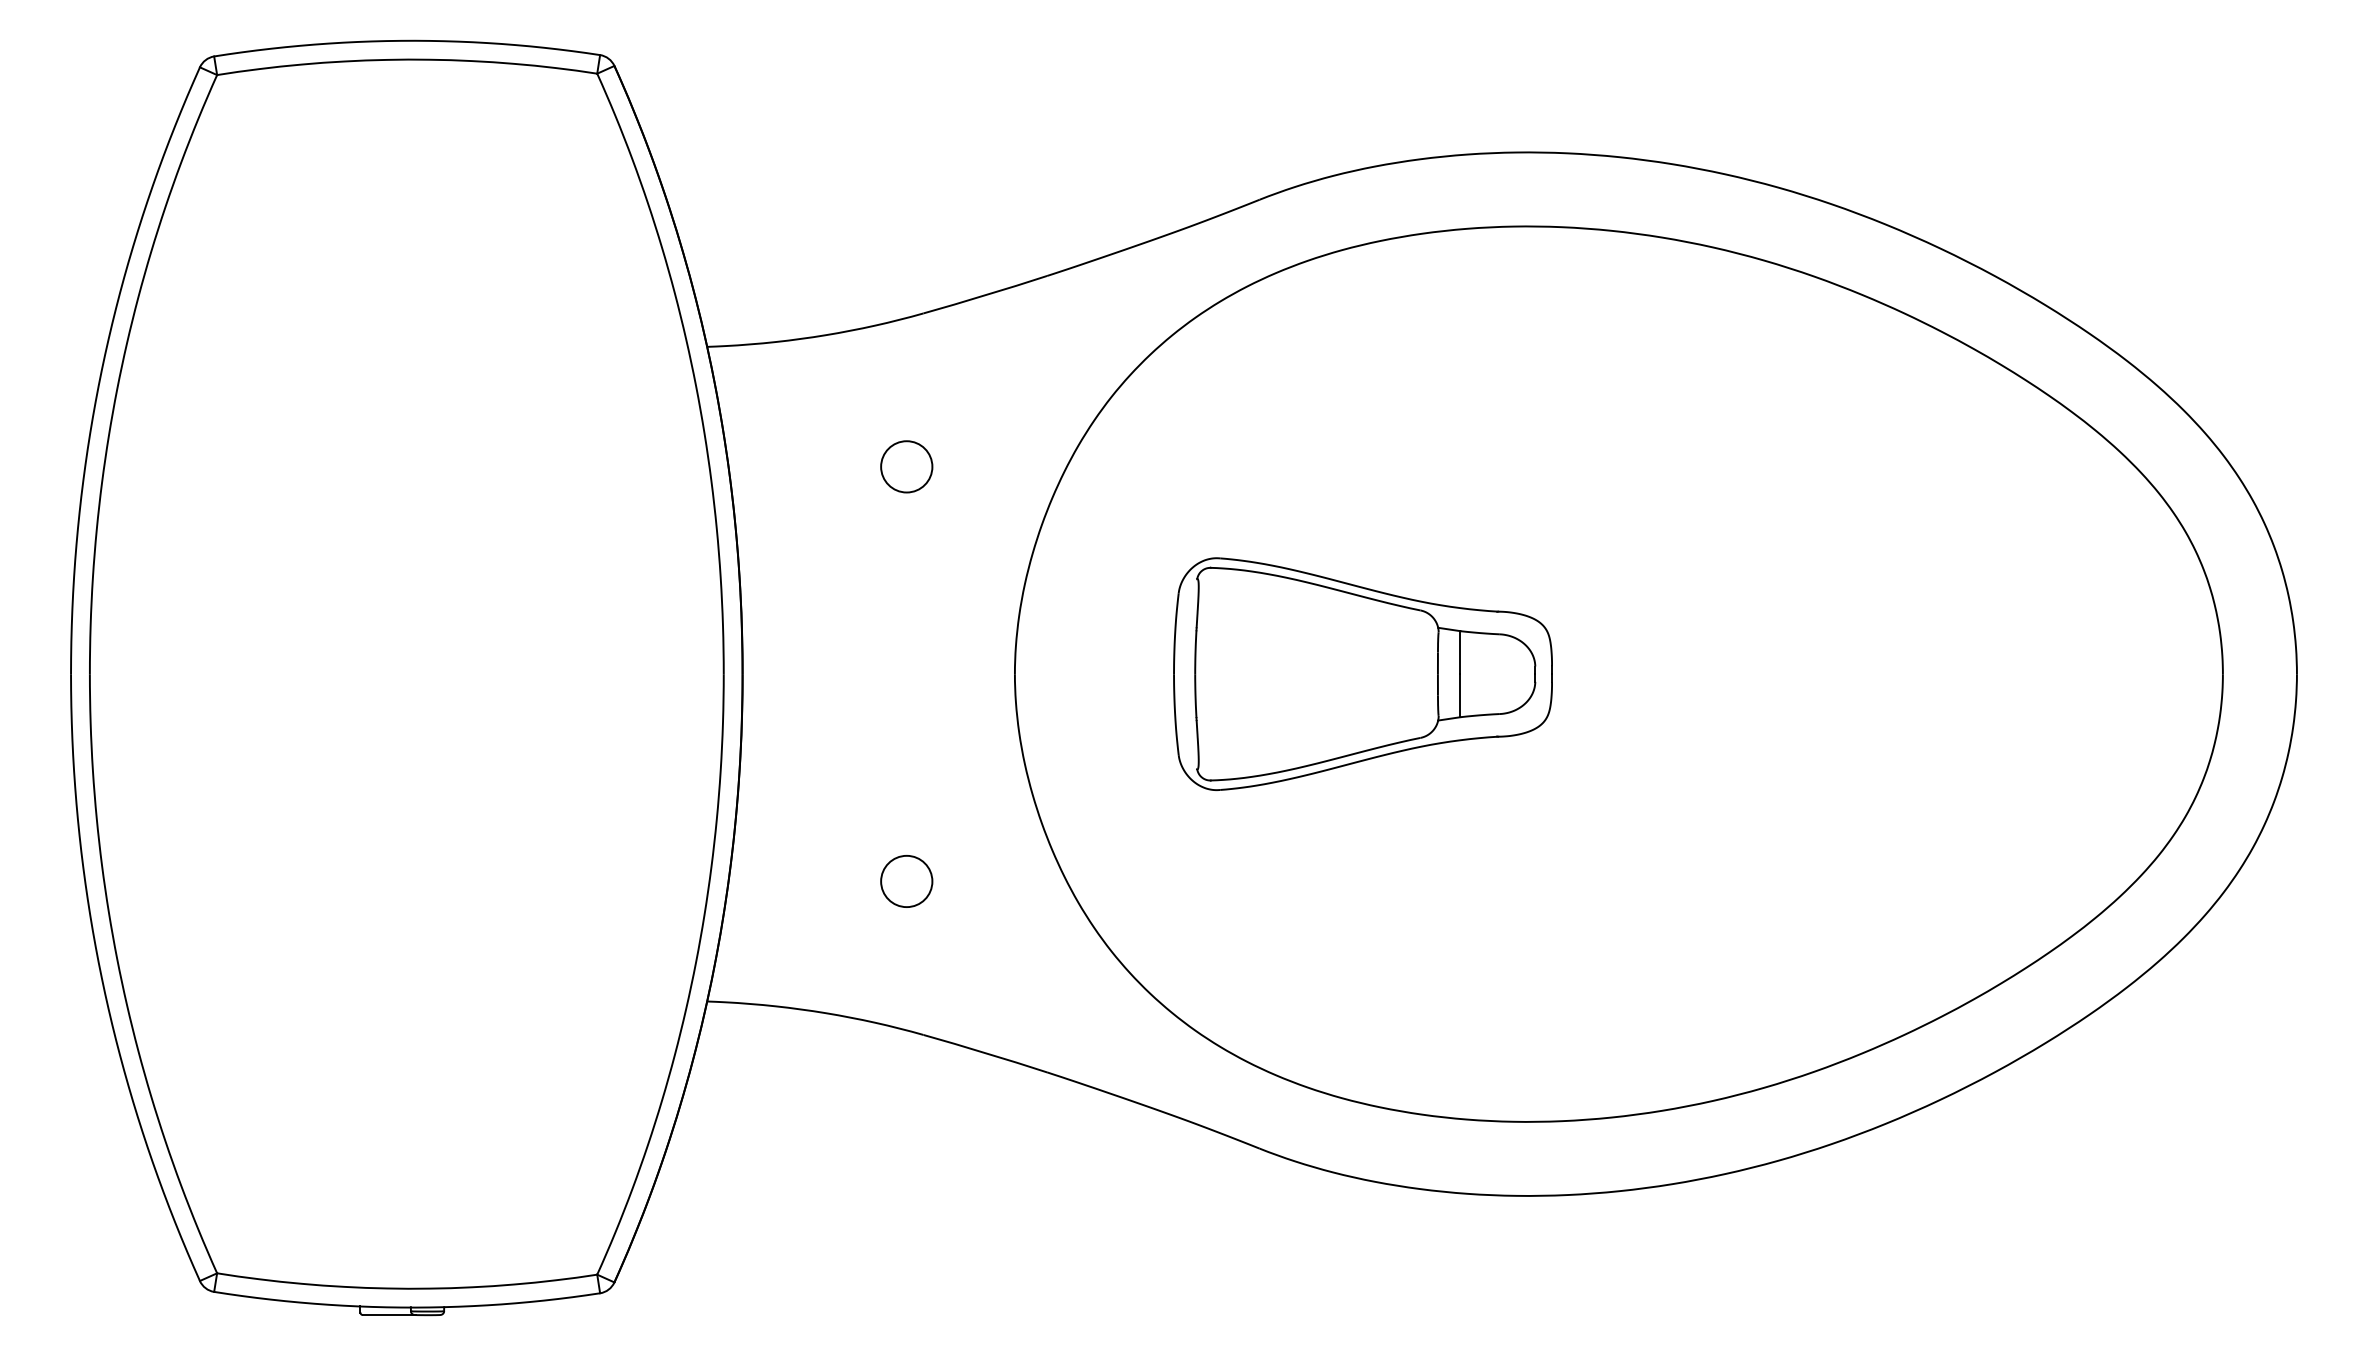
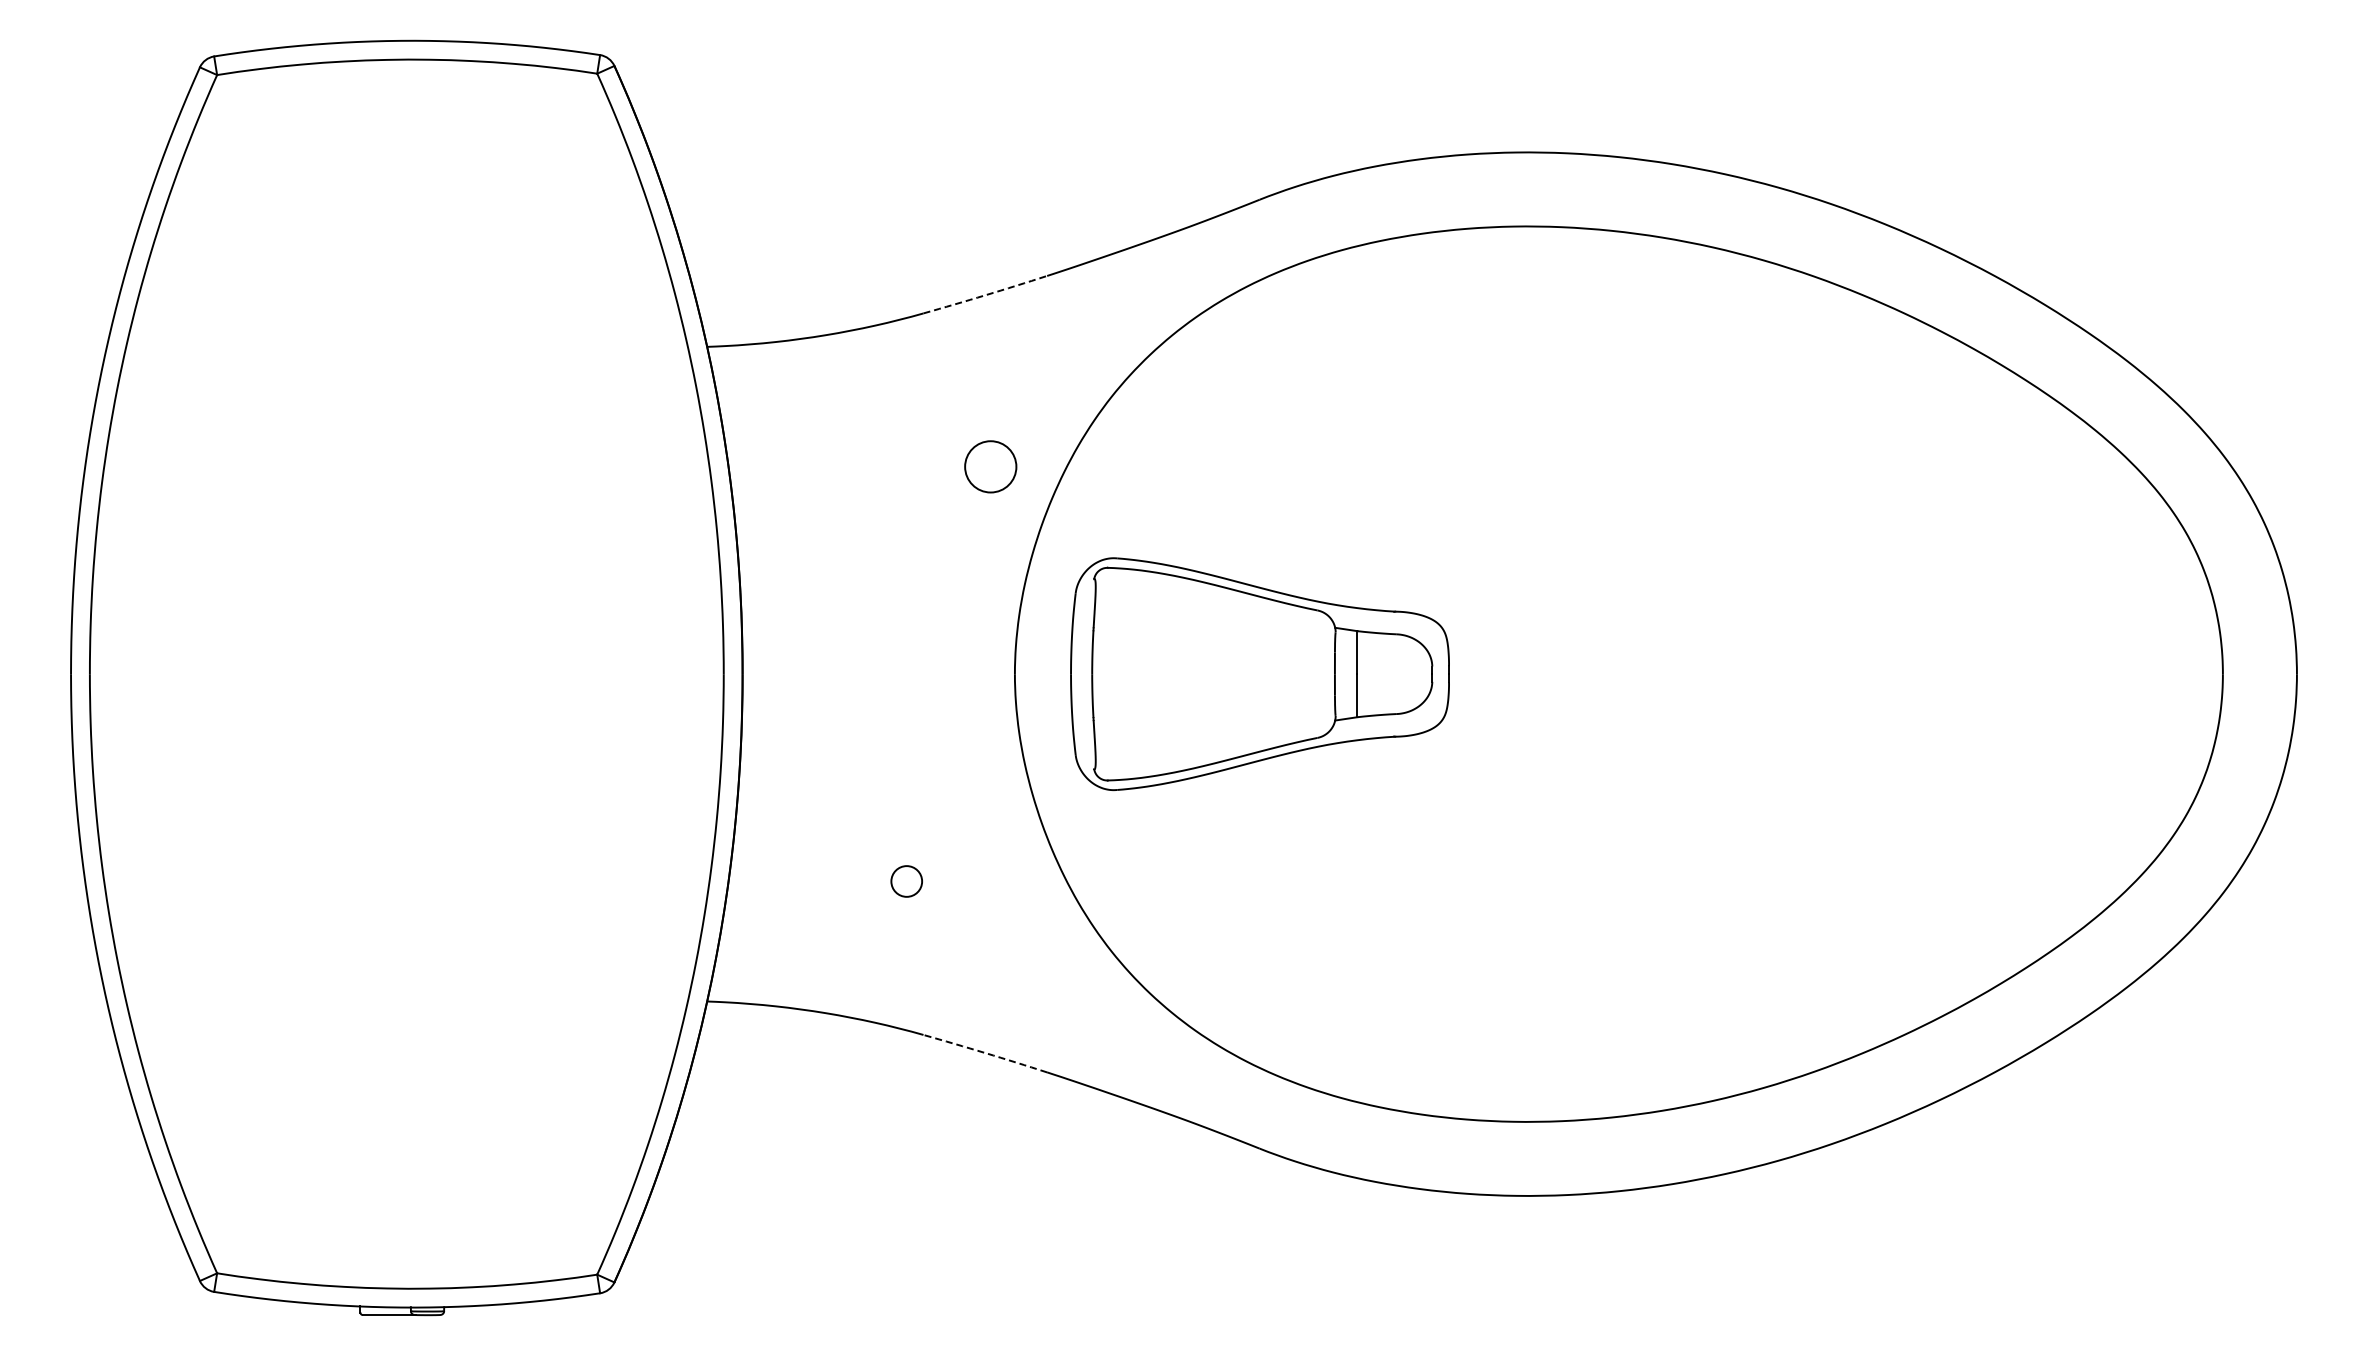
arc: solid -> dashed (985, 295)
circle position: (906, 466) -> (990, 466) (990, 466)
part position: (1362, 673) -> (1259, 673) (1259, 673)
circle diameter: 51 px -> 31 px (906, 881)
arc: solid -> dashed (985, 1053)
